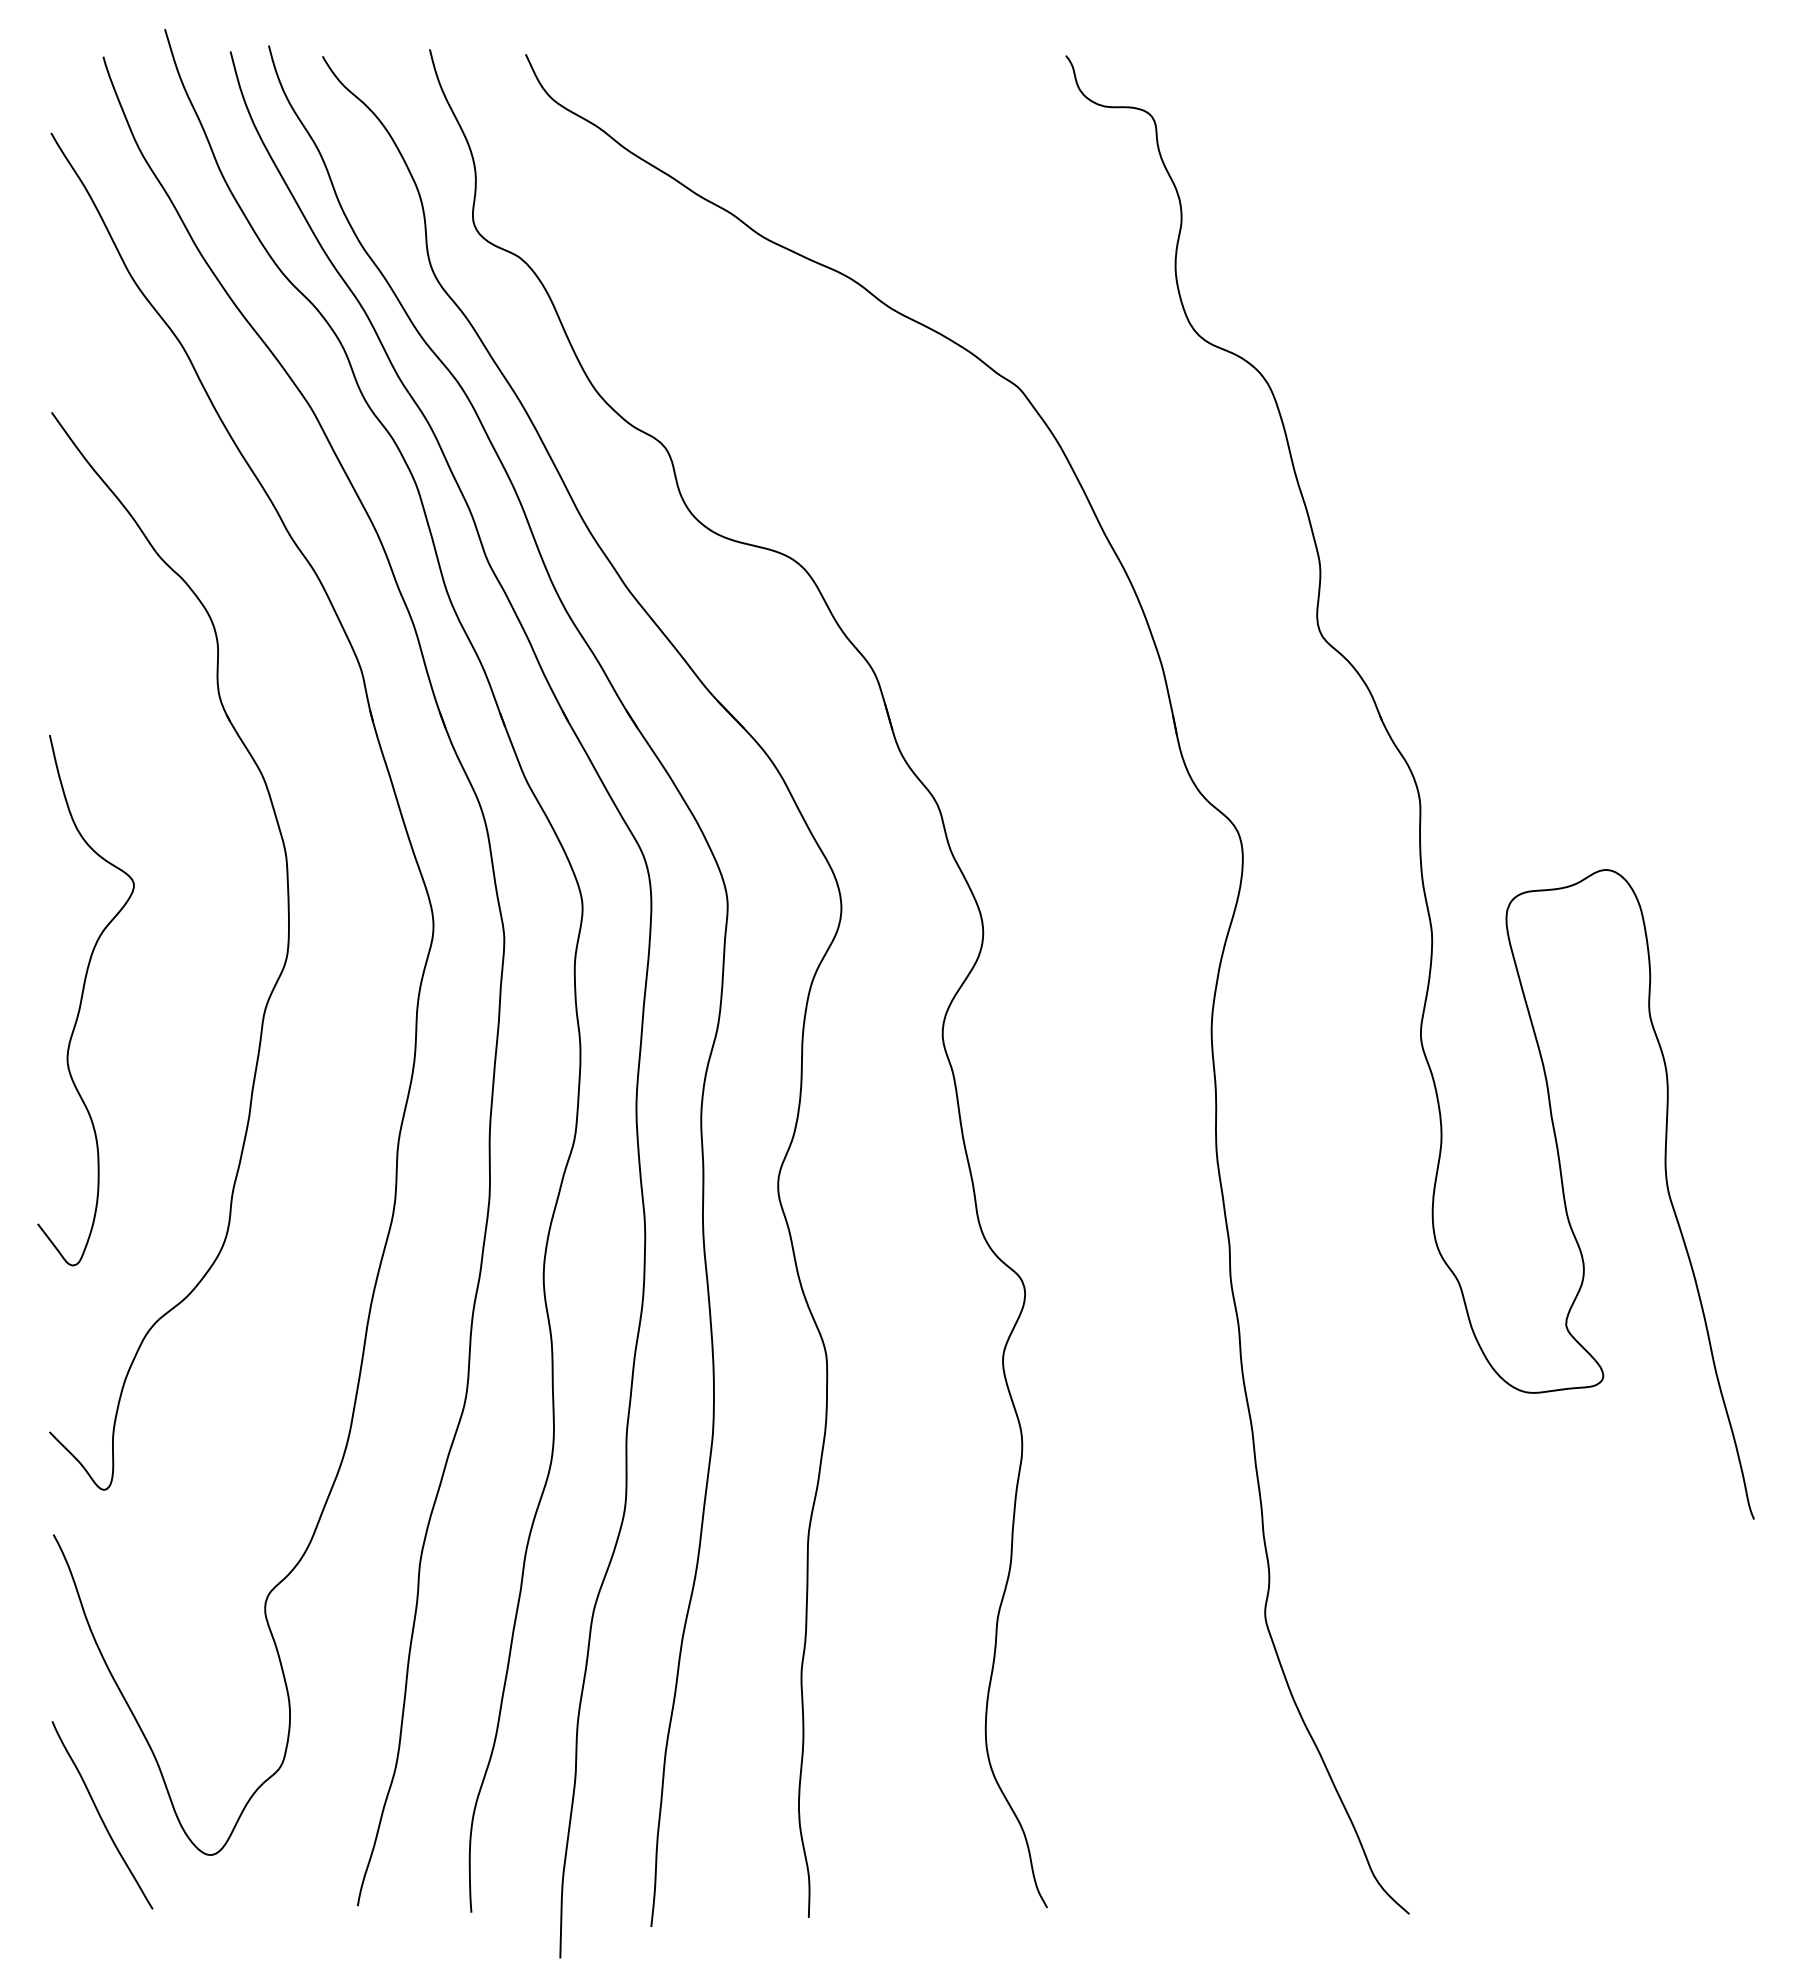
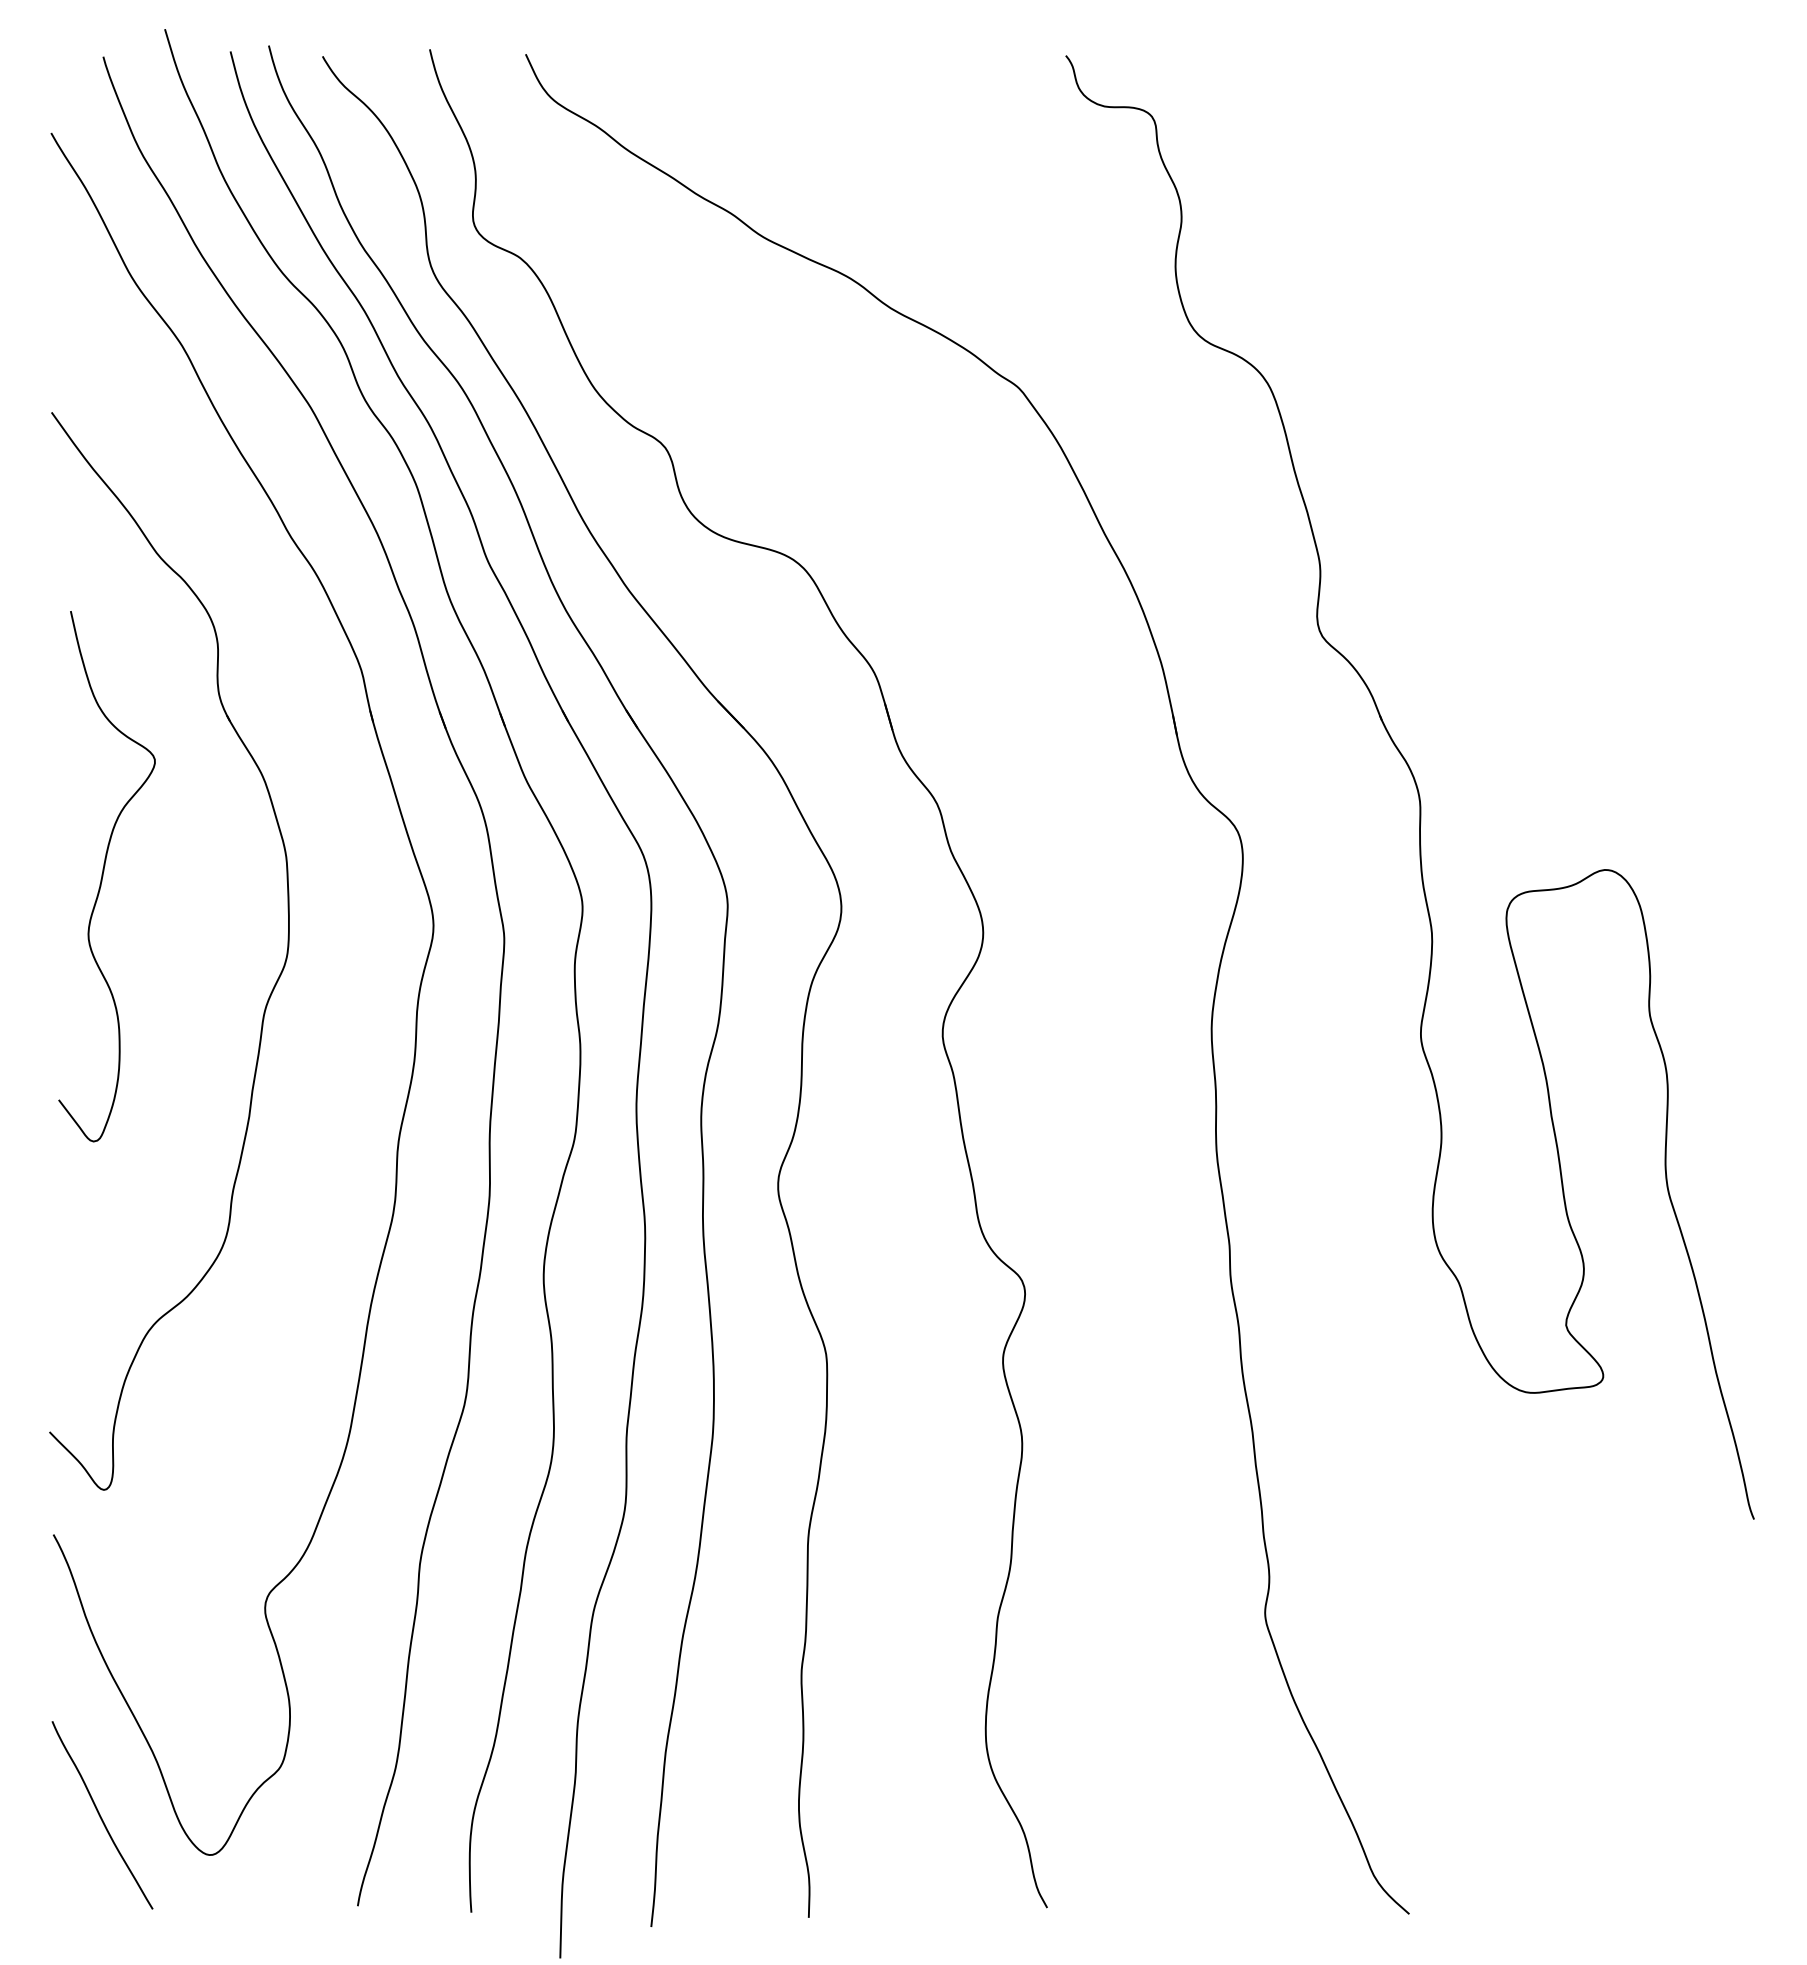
curve position: (82, 1000) -> (103, 876) (103, 876)
